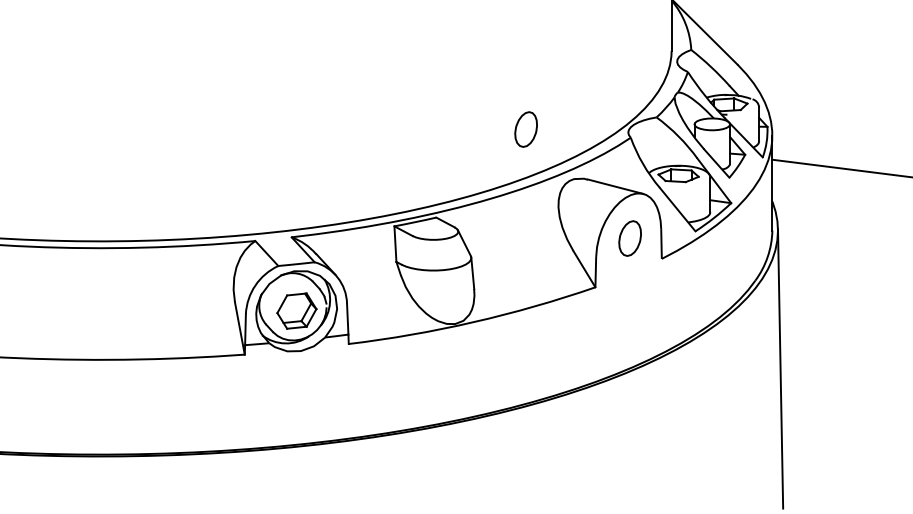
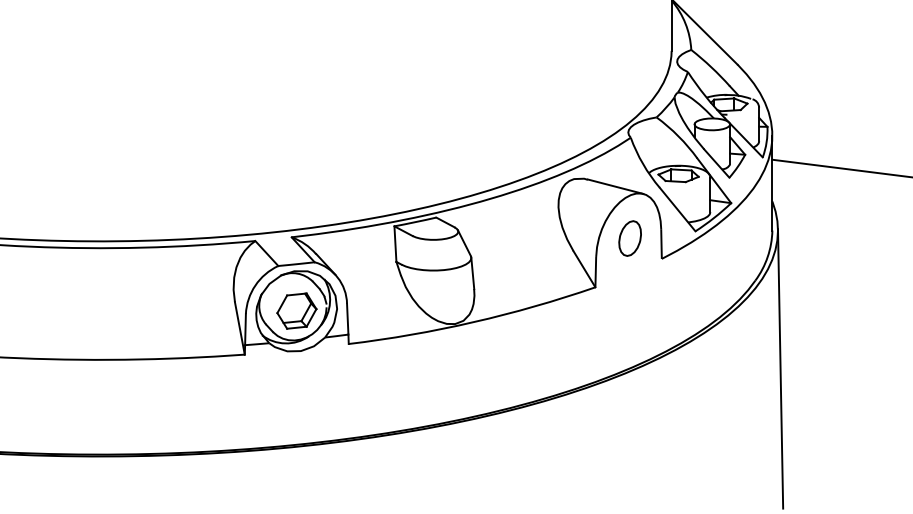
part: present -> none (525, 129)
